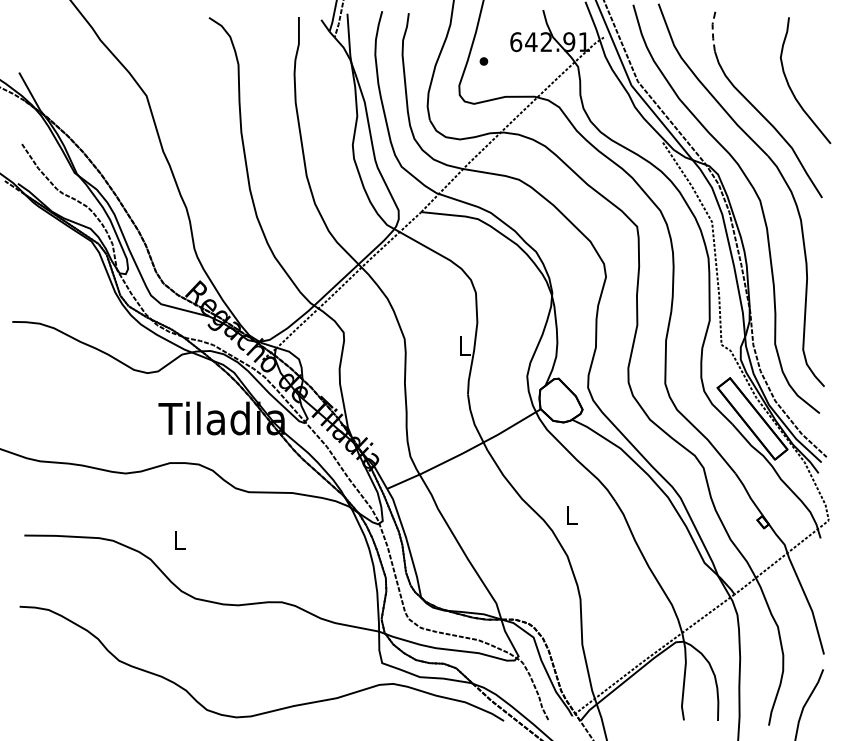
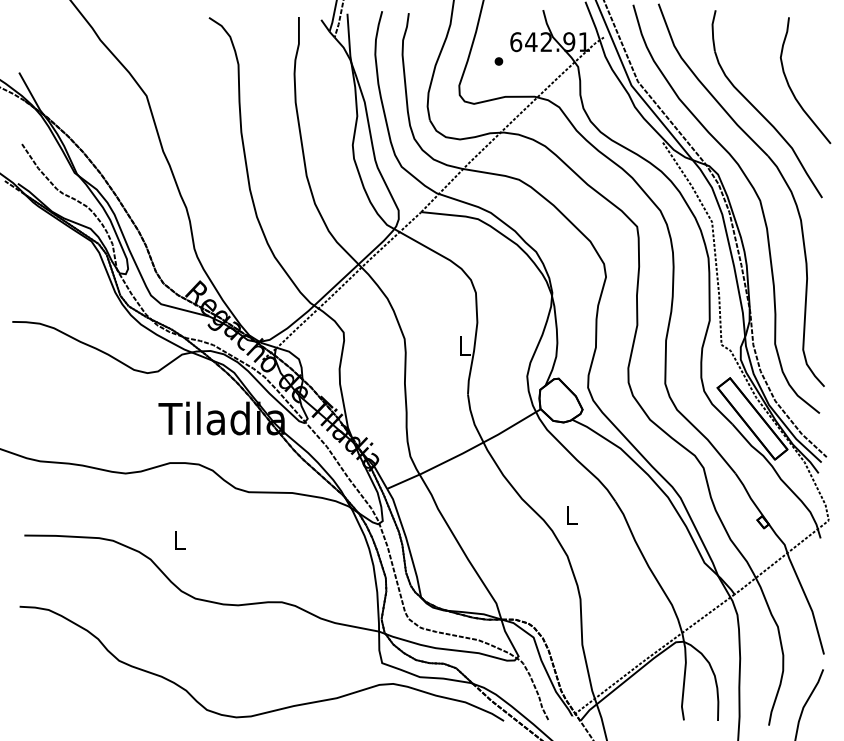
line: dashed -> solid (712, 30)
part position: (483, 61) -> (498, 61) (498, 61)
